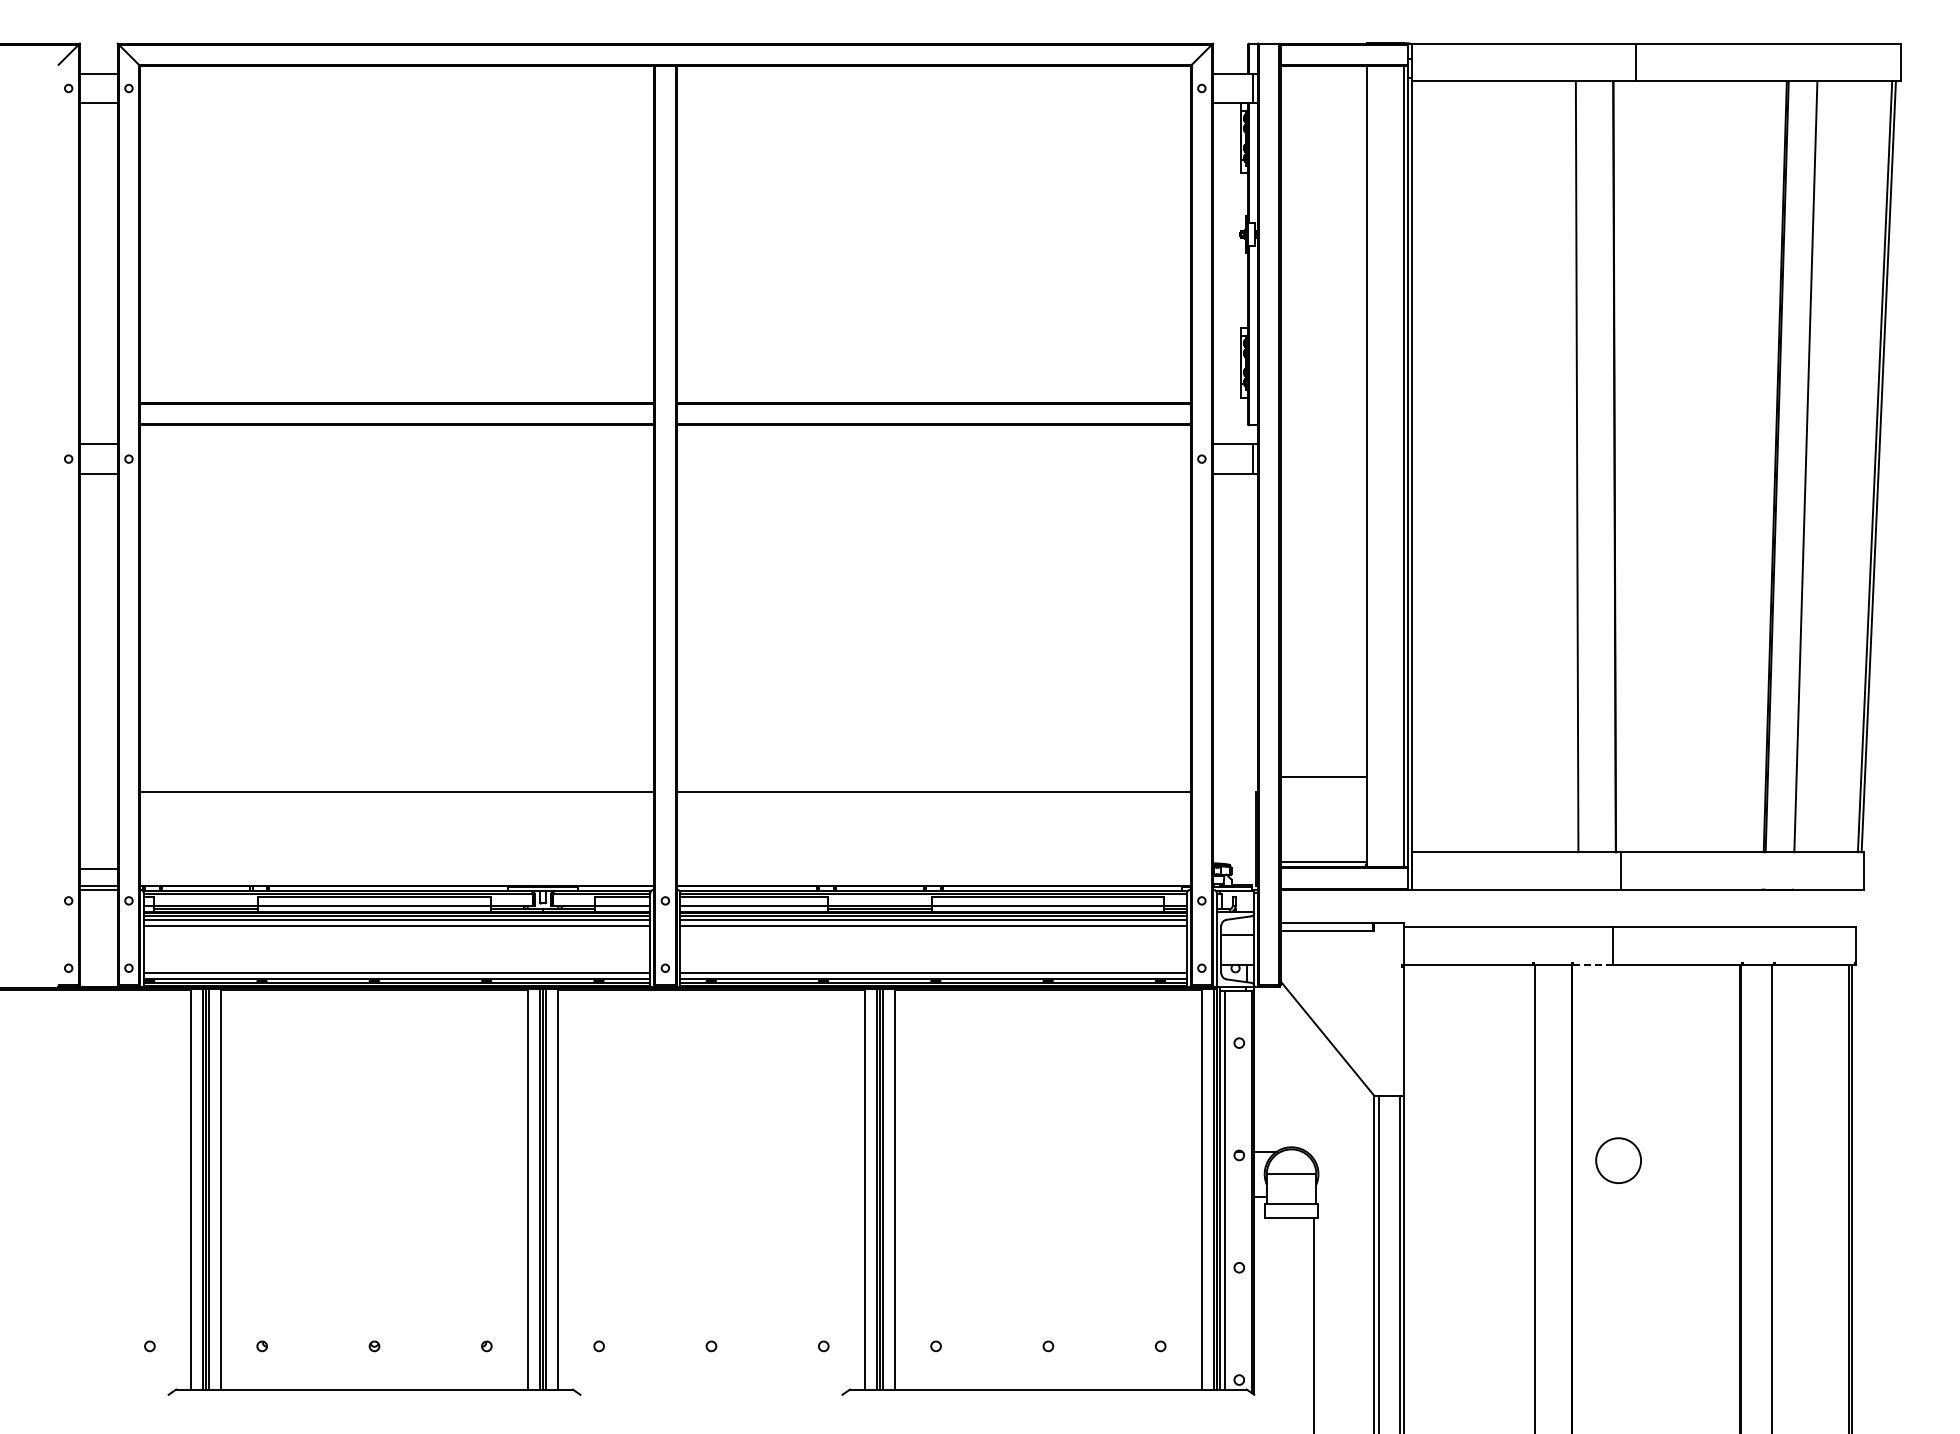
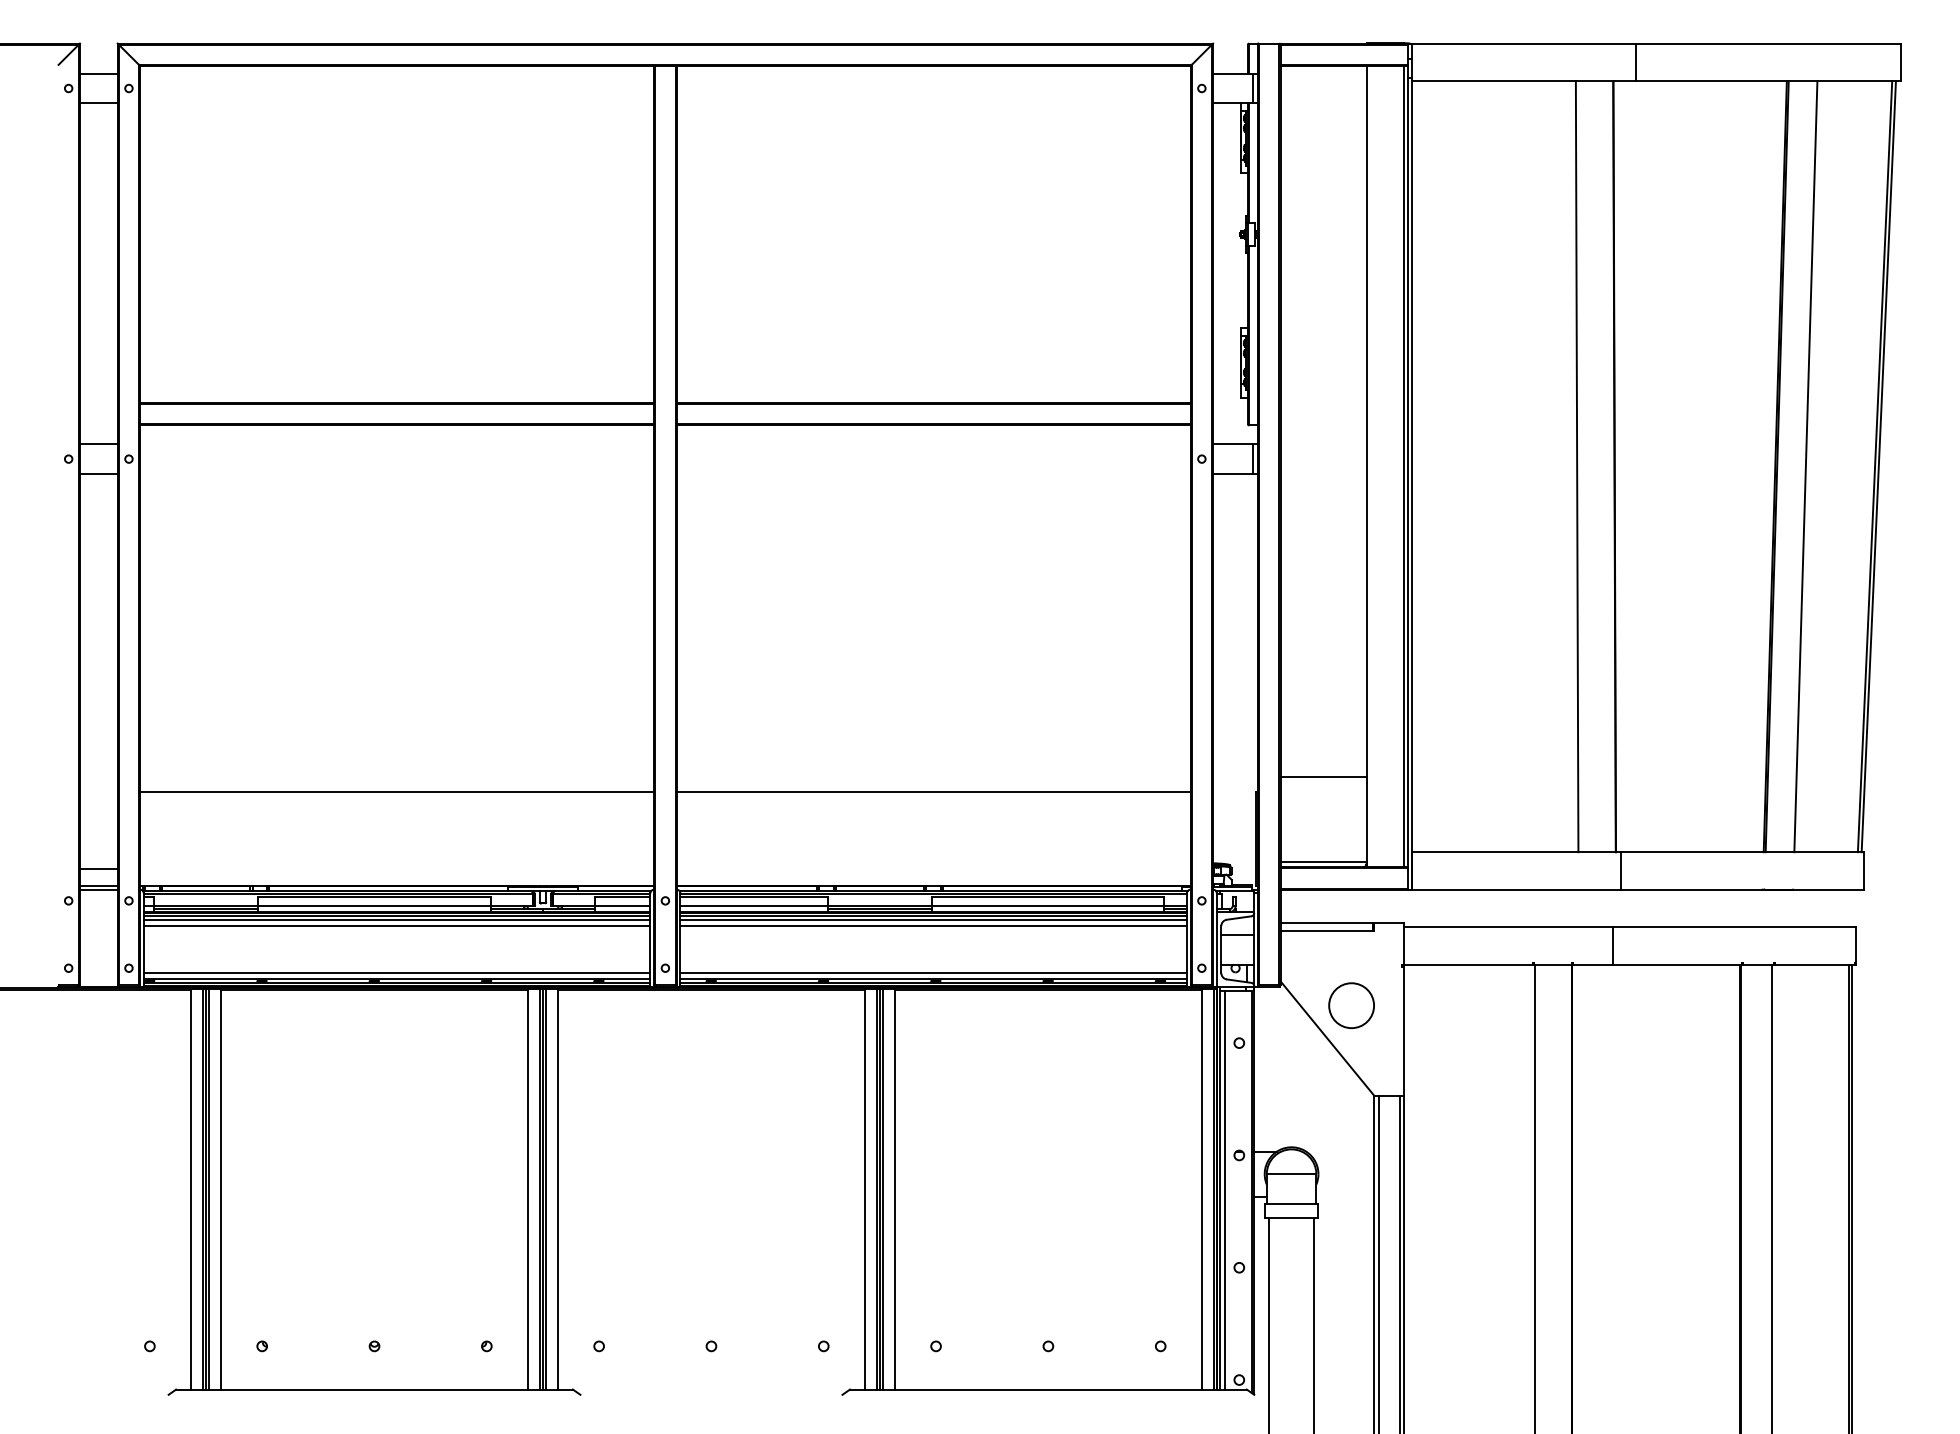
line: dashed -> solid (1592, 964)
circle position: (1618, 1160) -> (1351, 1005) (1351, 1005)
line: none -> present (1268, 1323)
